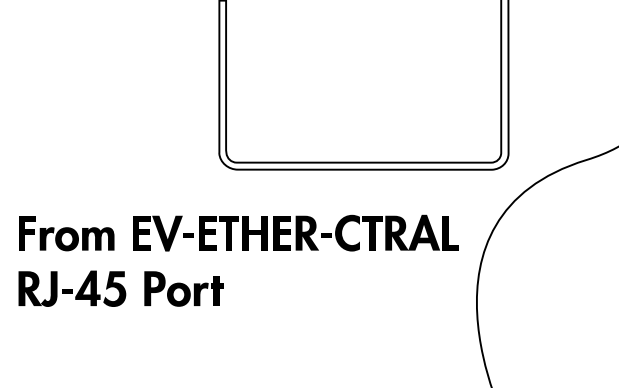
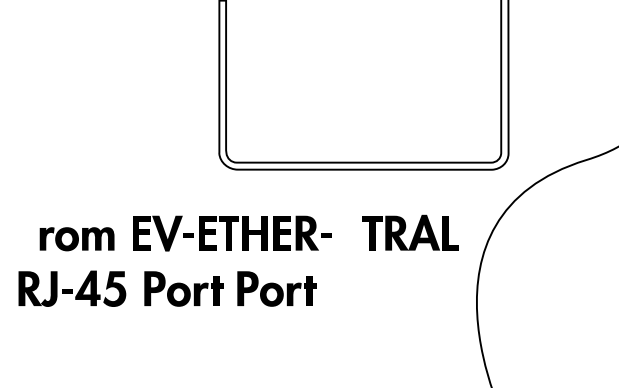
fill: present -> none (26, 232)
fill: present -> none (347, 232)
part: none -> present (276, 288)
